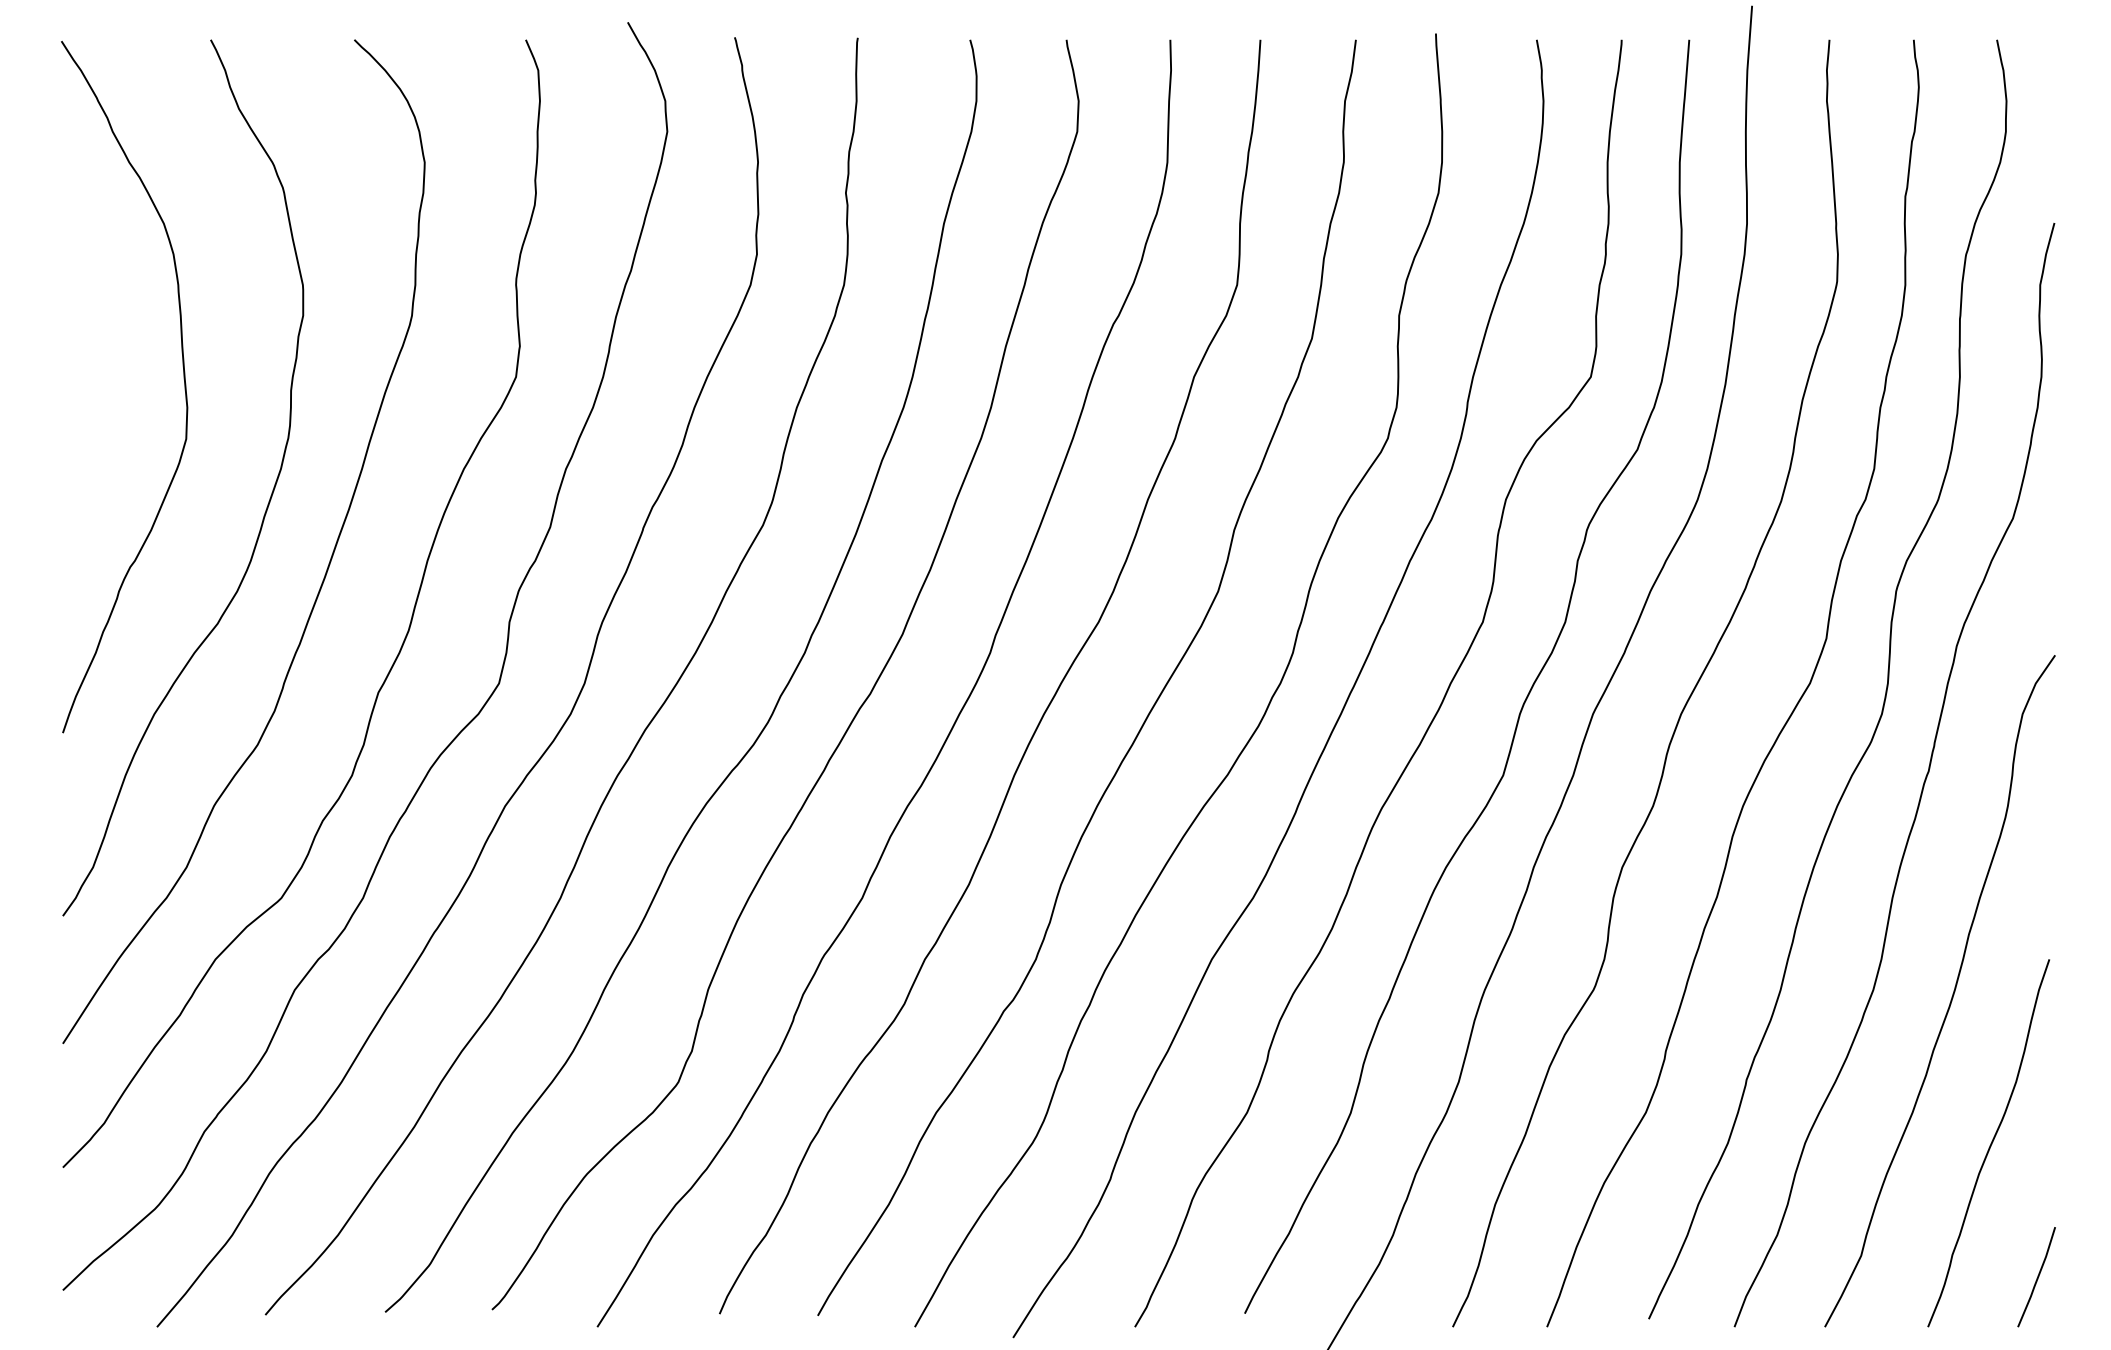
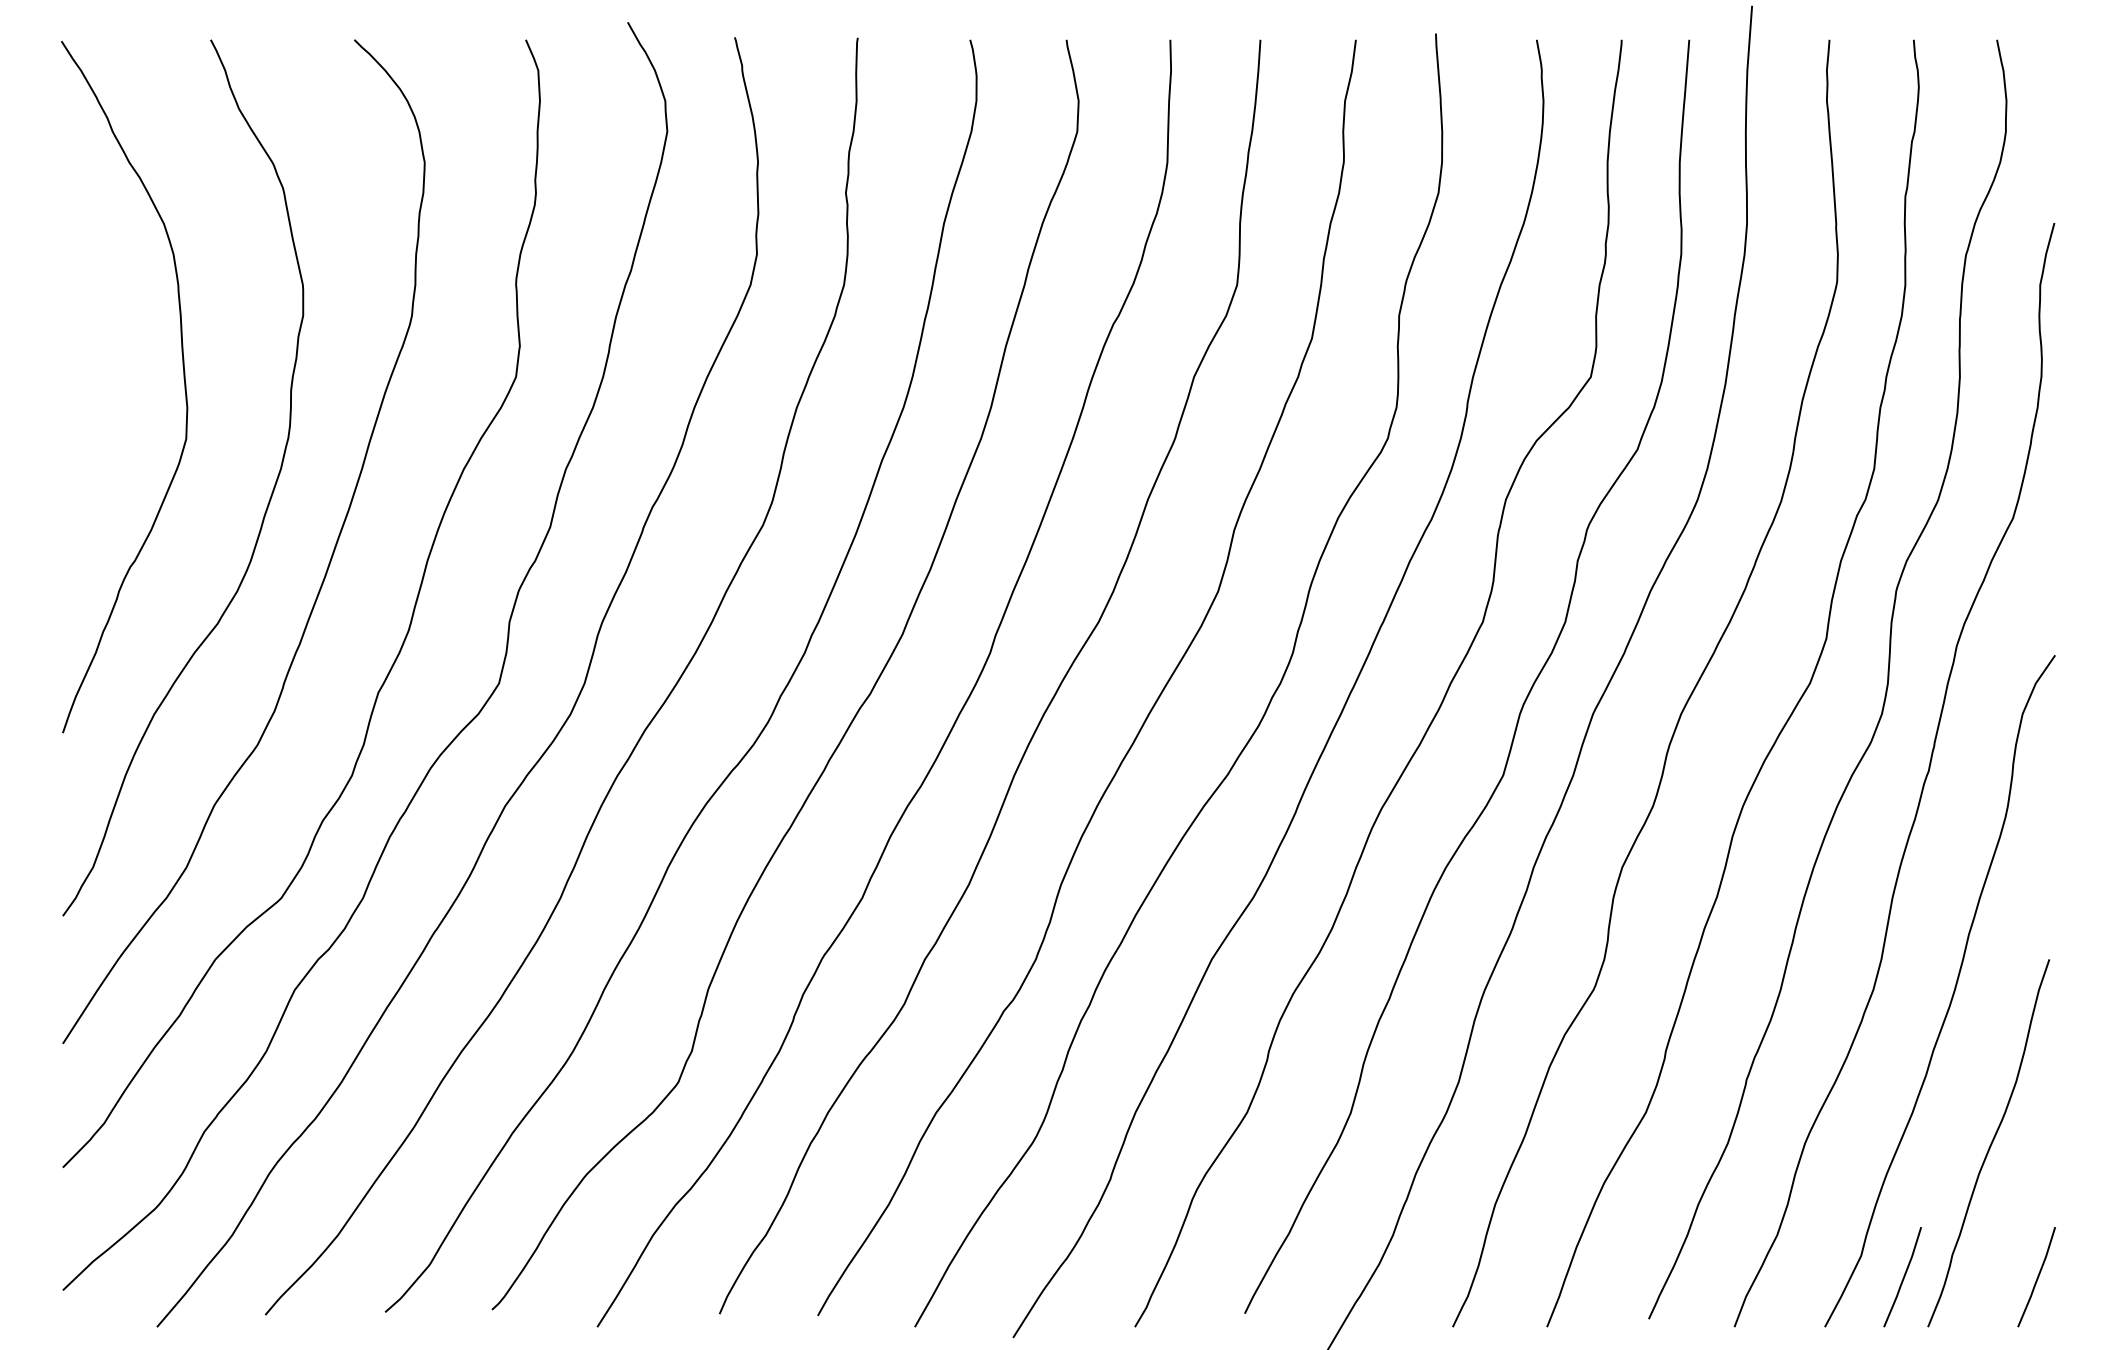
line: none -> present (1903, 1277)
